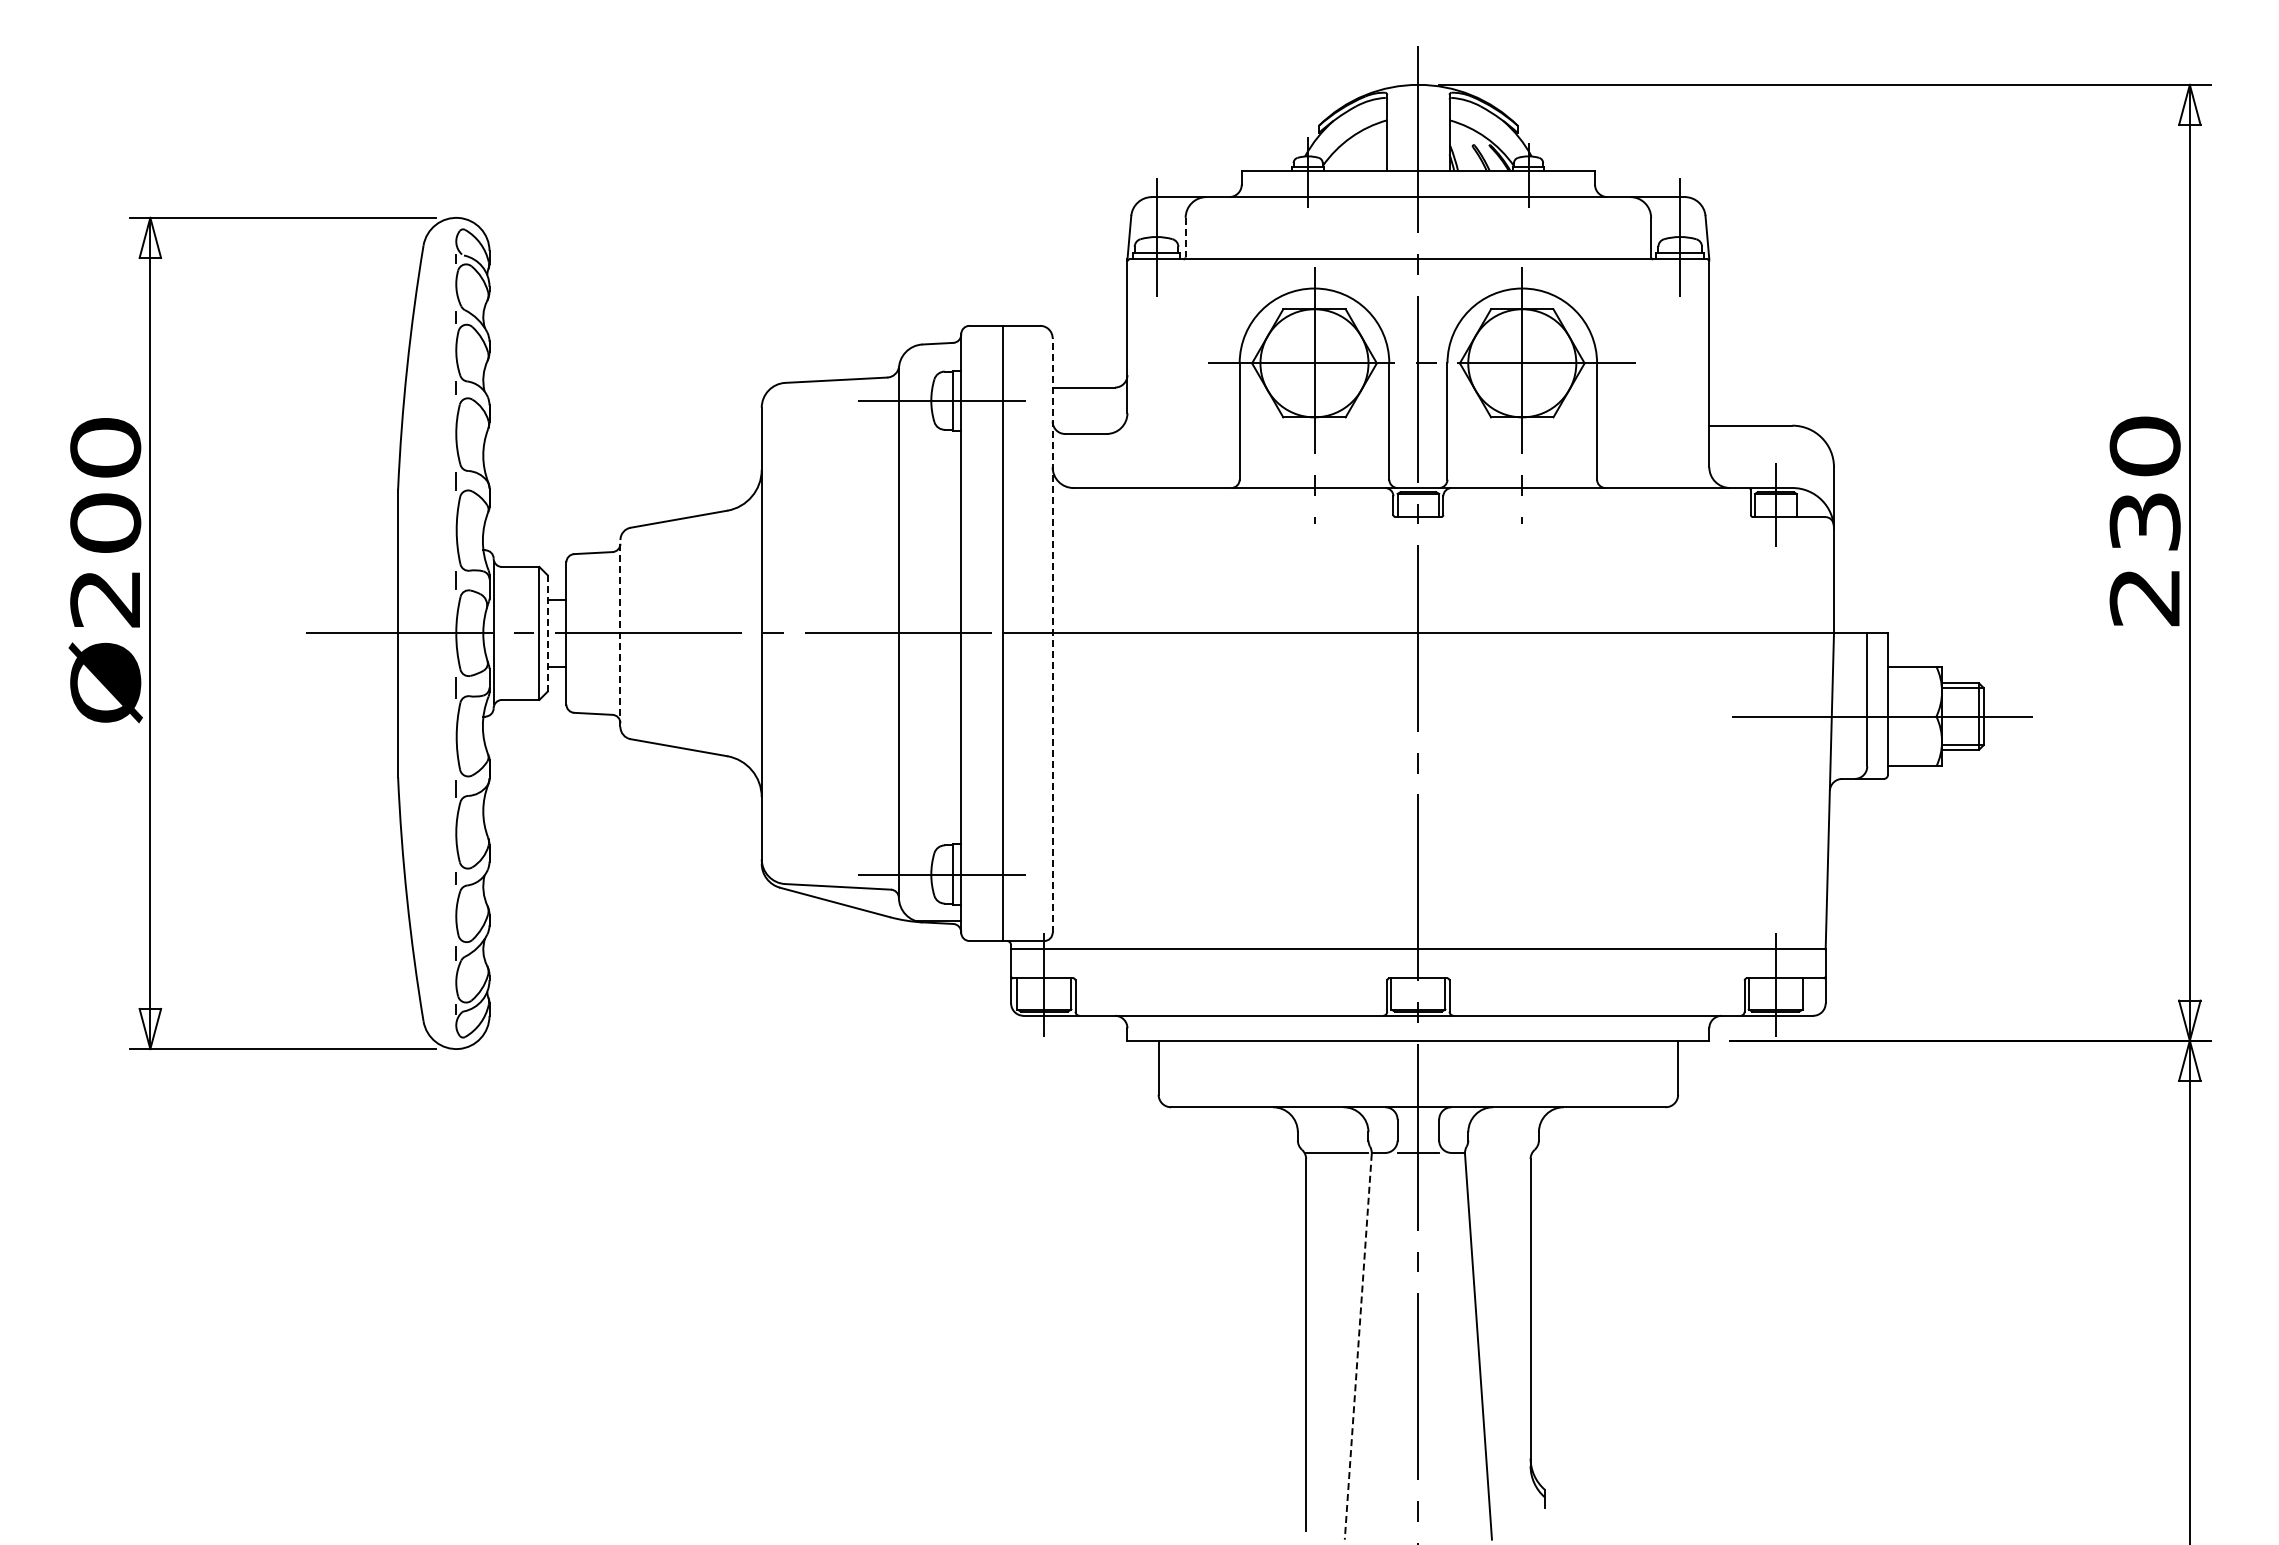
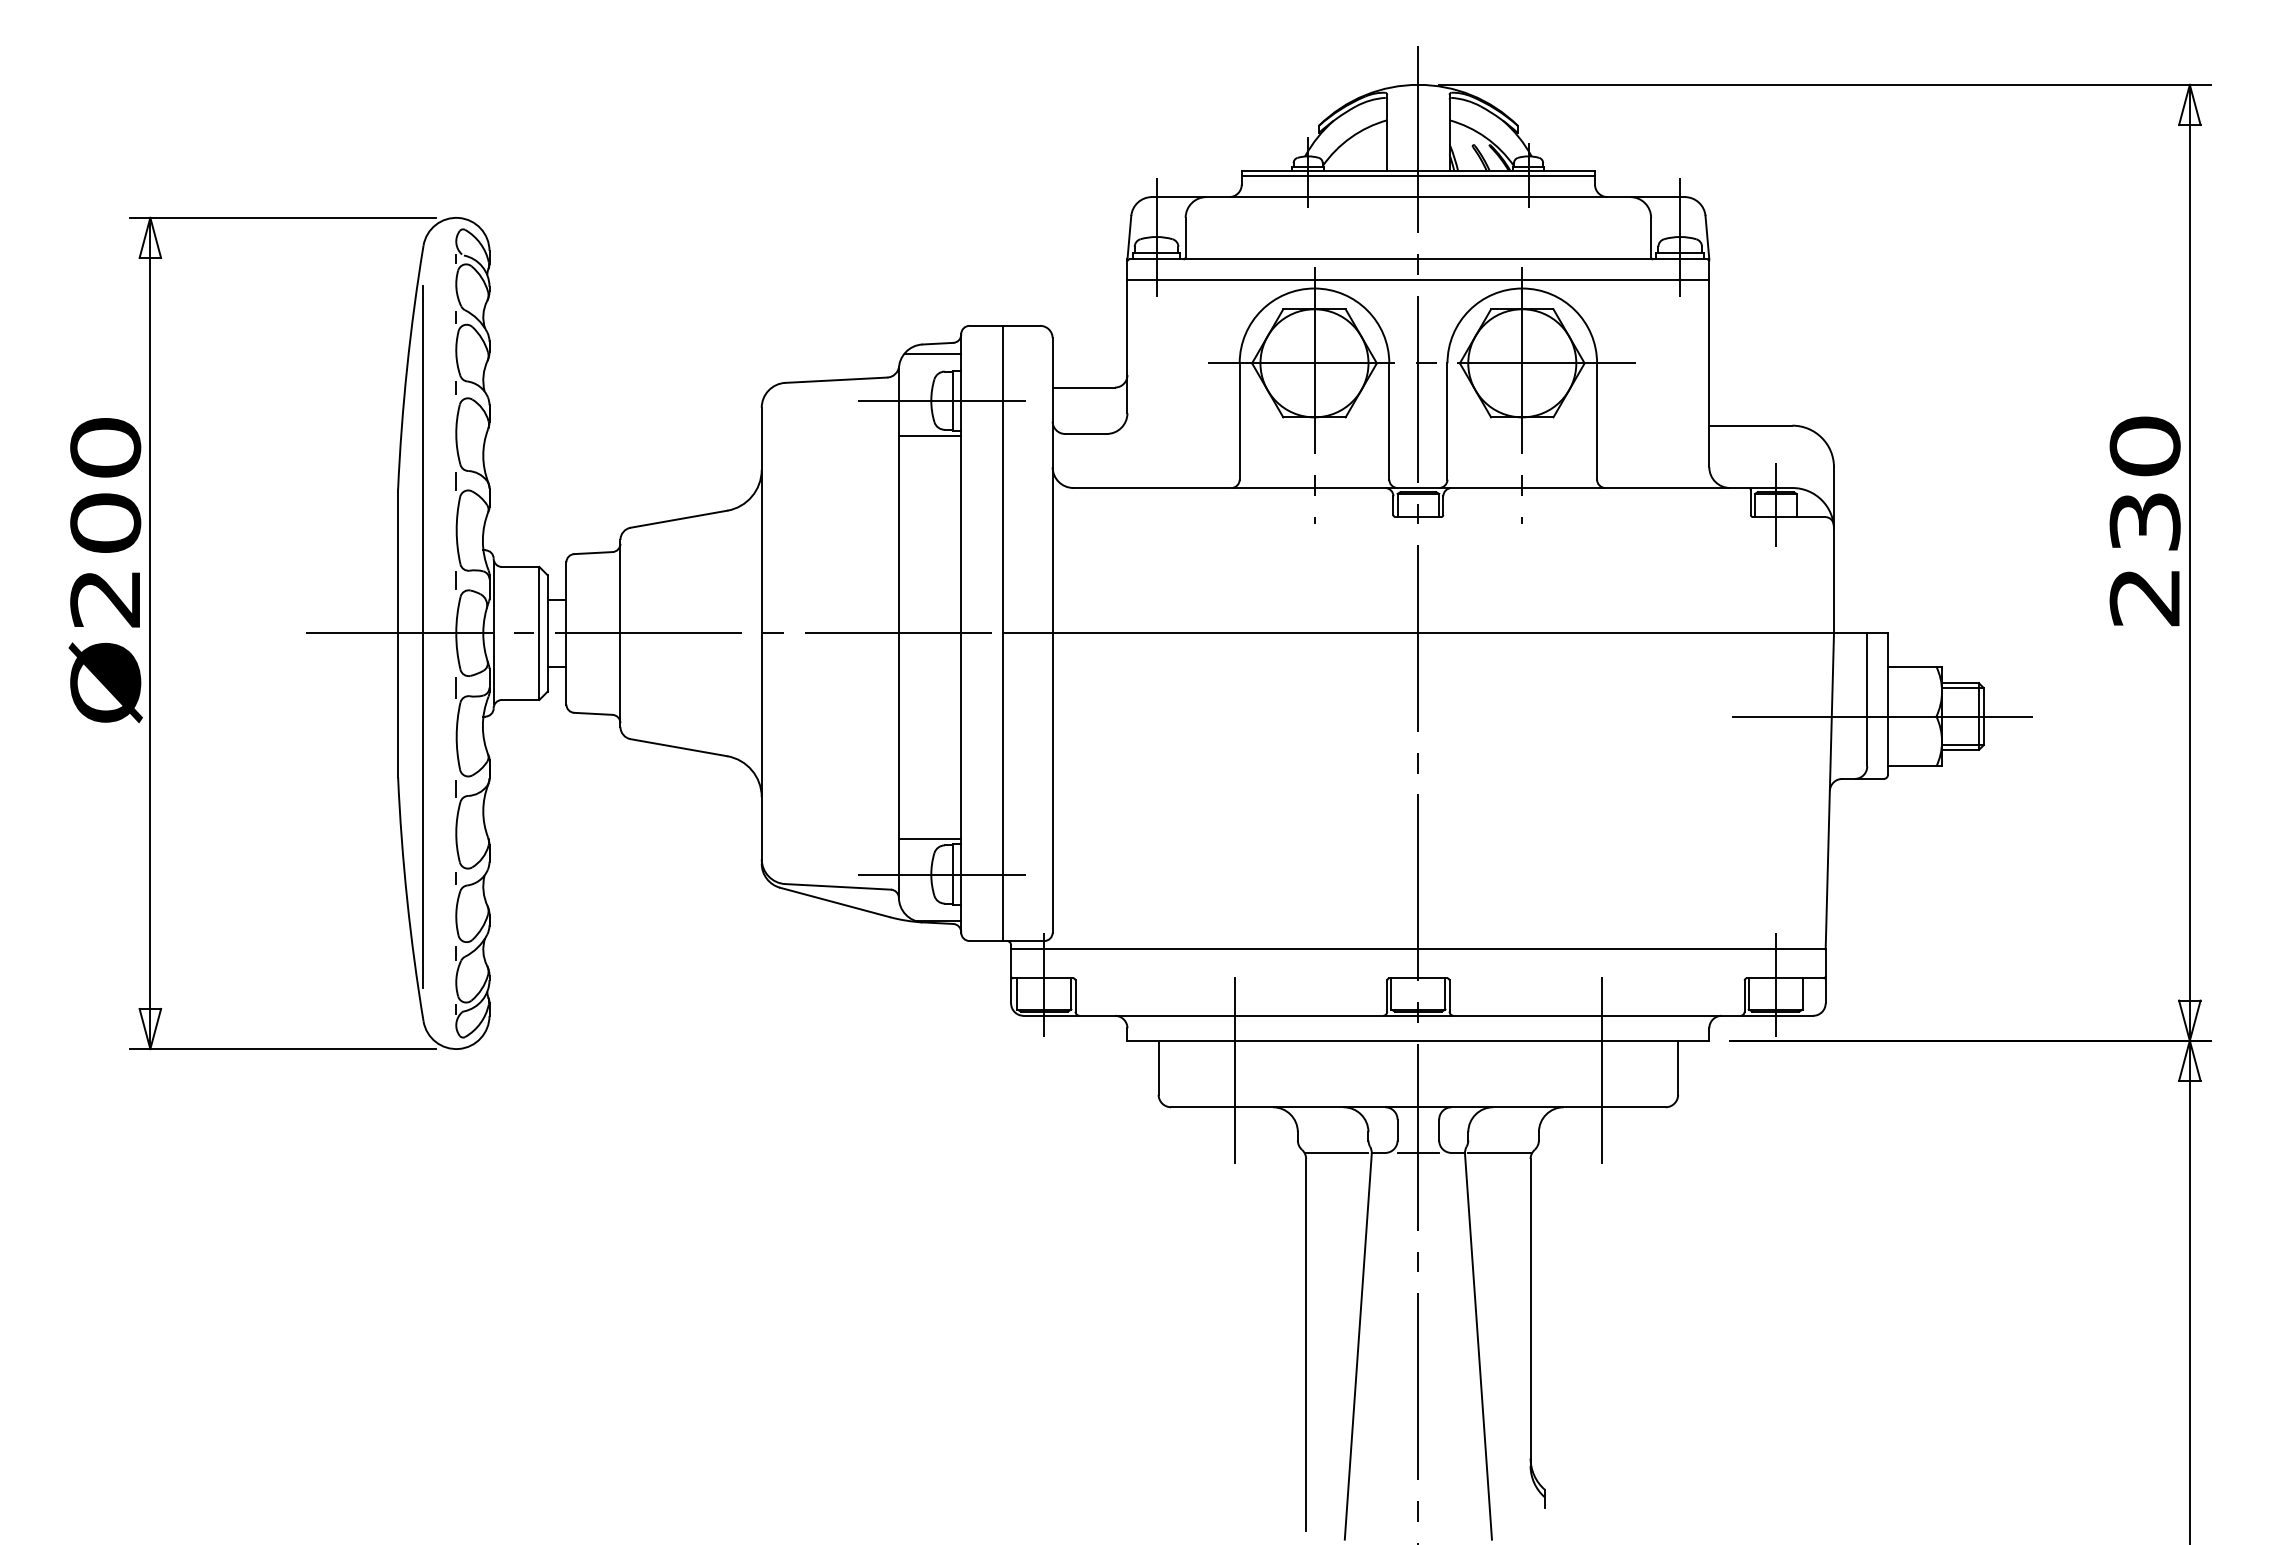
line: none -> present (1418, 176)
line: dashed -> solid (1185, 237)
line: none -> present (1418, 280)
line: none -> present (932, 353)
line: none -> present (929, 436)
line: dashed -> solid (620, 632)
line: dashed -> solid (547, 633)
line: dashed -> solid (1052, 635)
line: none -> present (423, 636)
line: none -> present (929, 839)
line: none -> present (1234, 1076)
line: none -> present (1602, 1076)
line: none -> present (1499, 1152)
line: dashed -> solid (1358, 1347)
